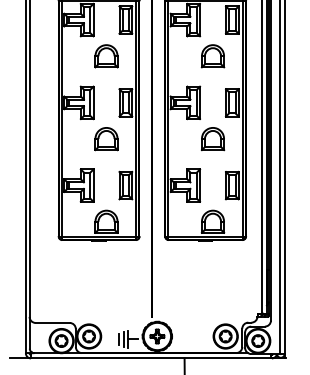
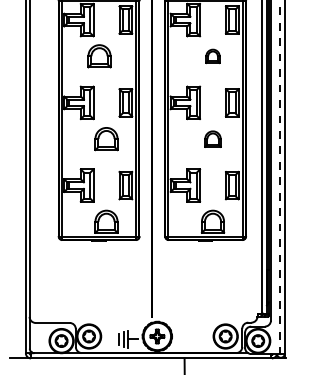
part position: (106, 56) -> (99, 56) (99, 56)
part size: 26x25 px -> 16x17 px (212, 56)
part size: 26x25 px -> 18x18 px (212, 138)
line: solid -> dashed (279, 177)
